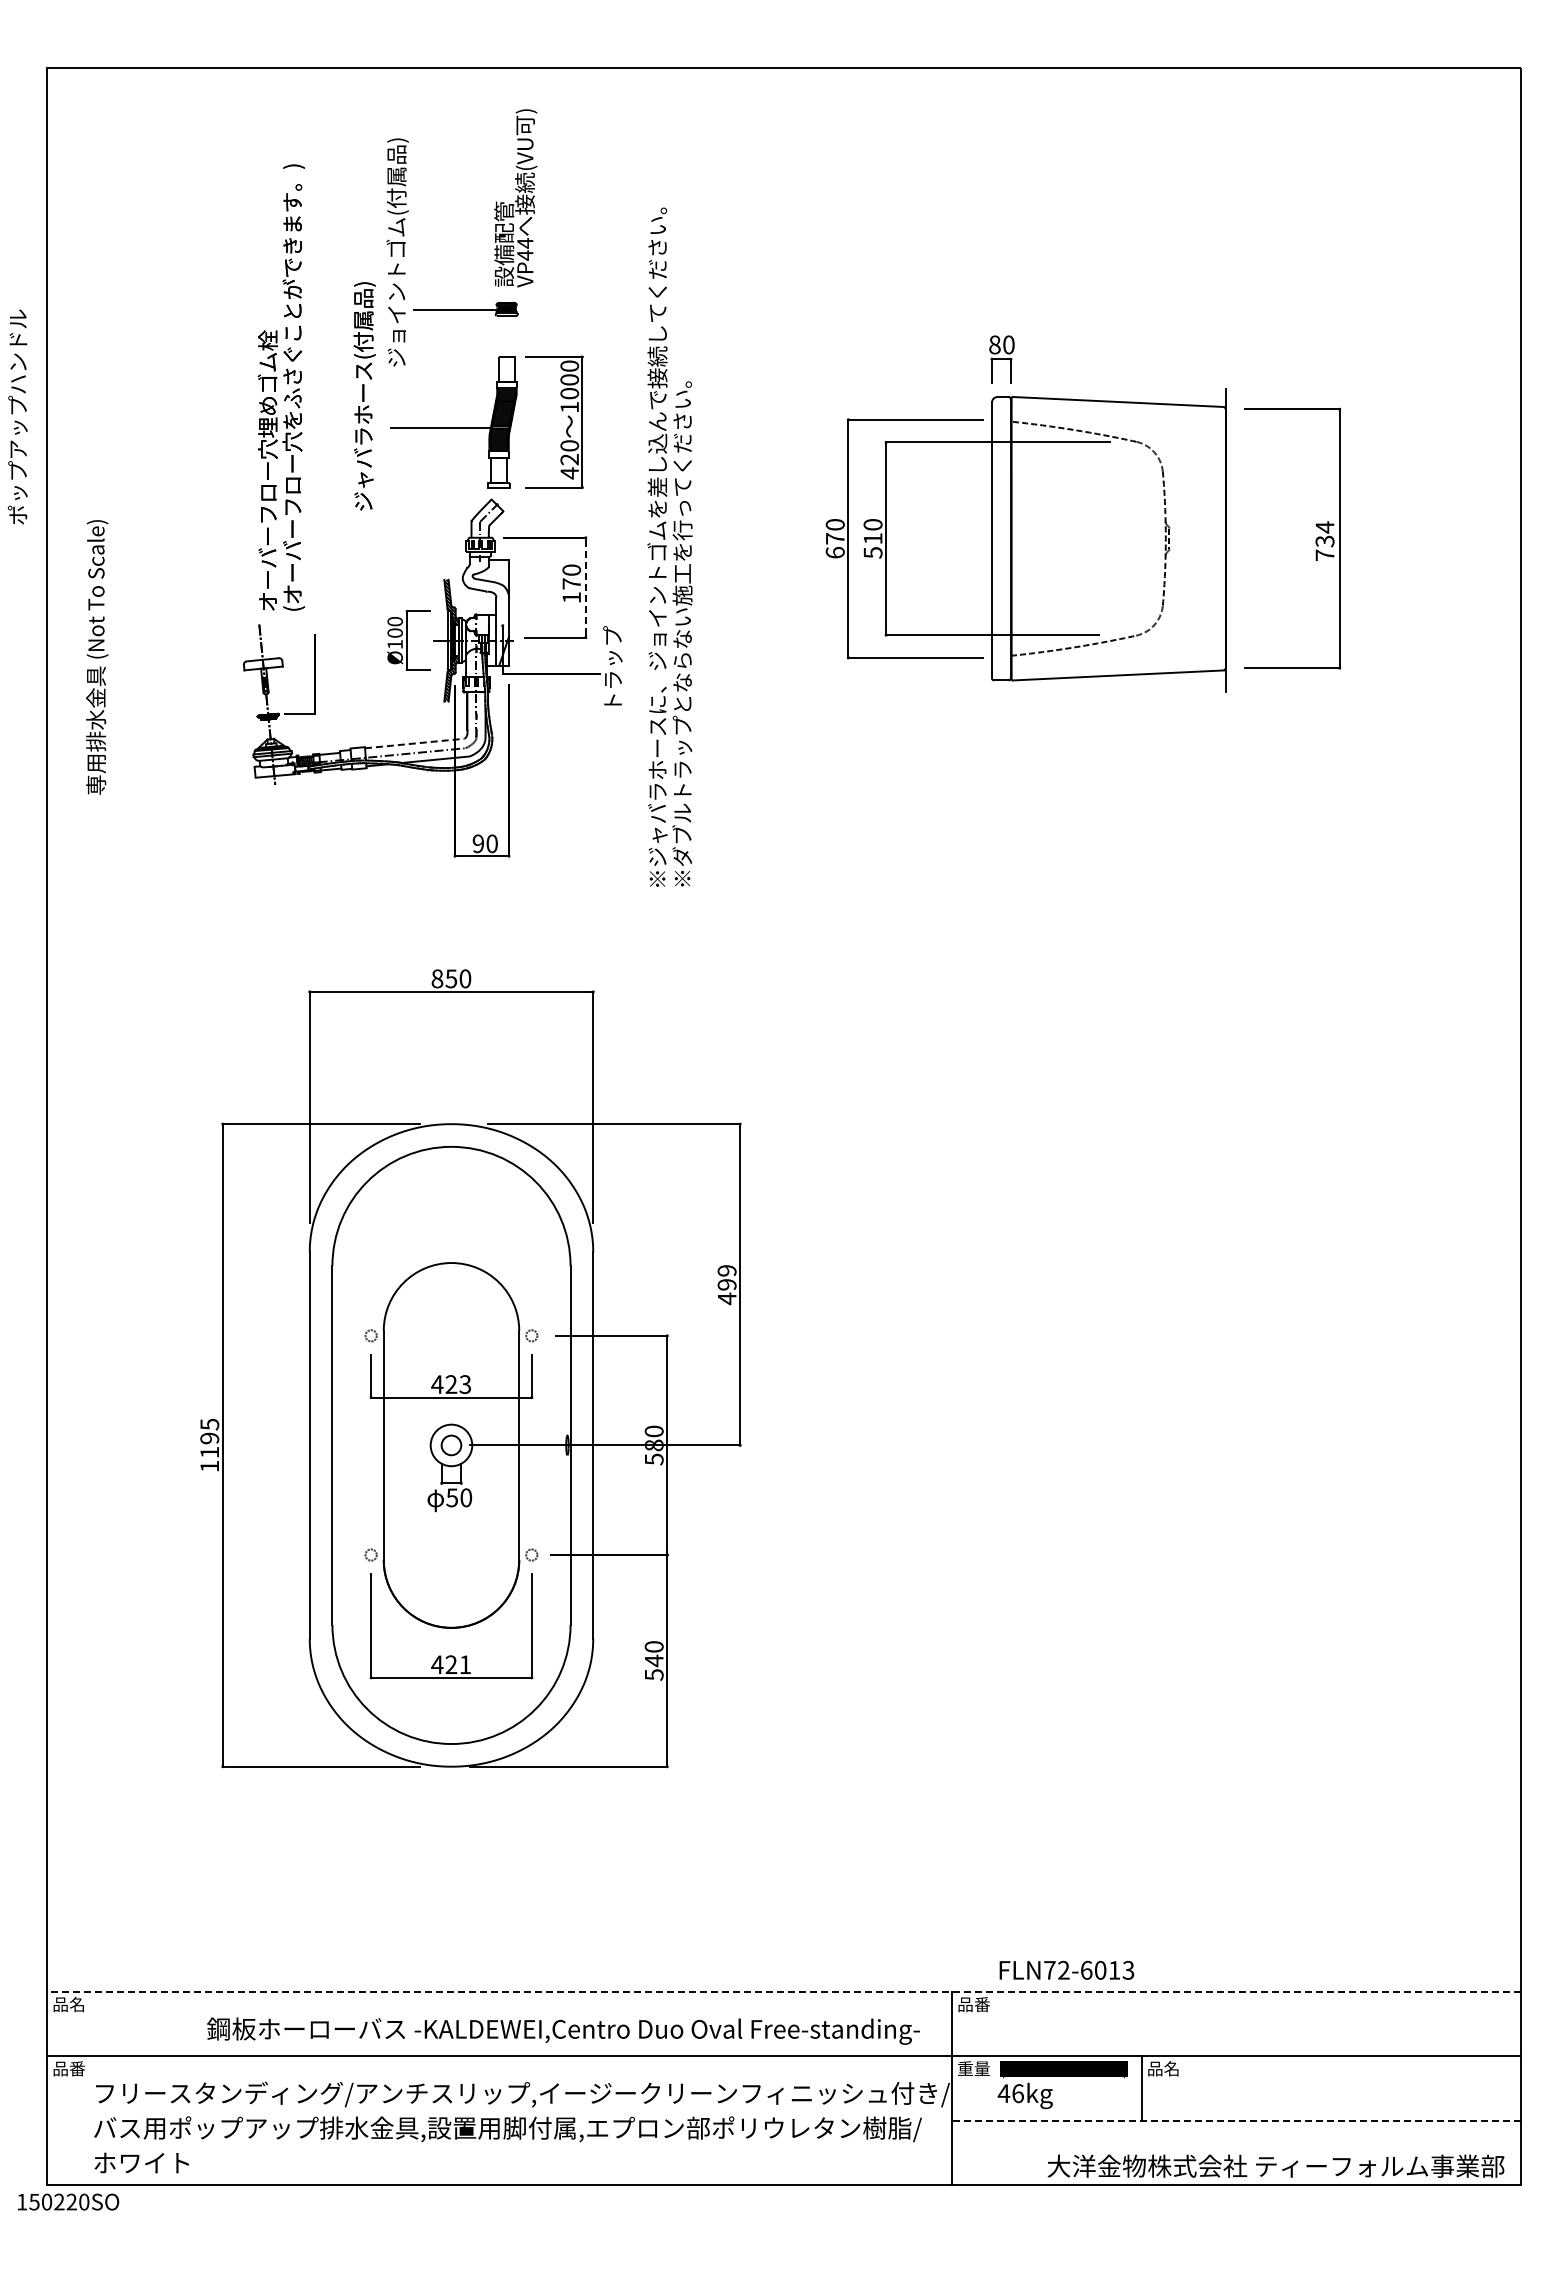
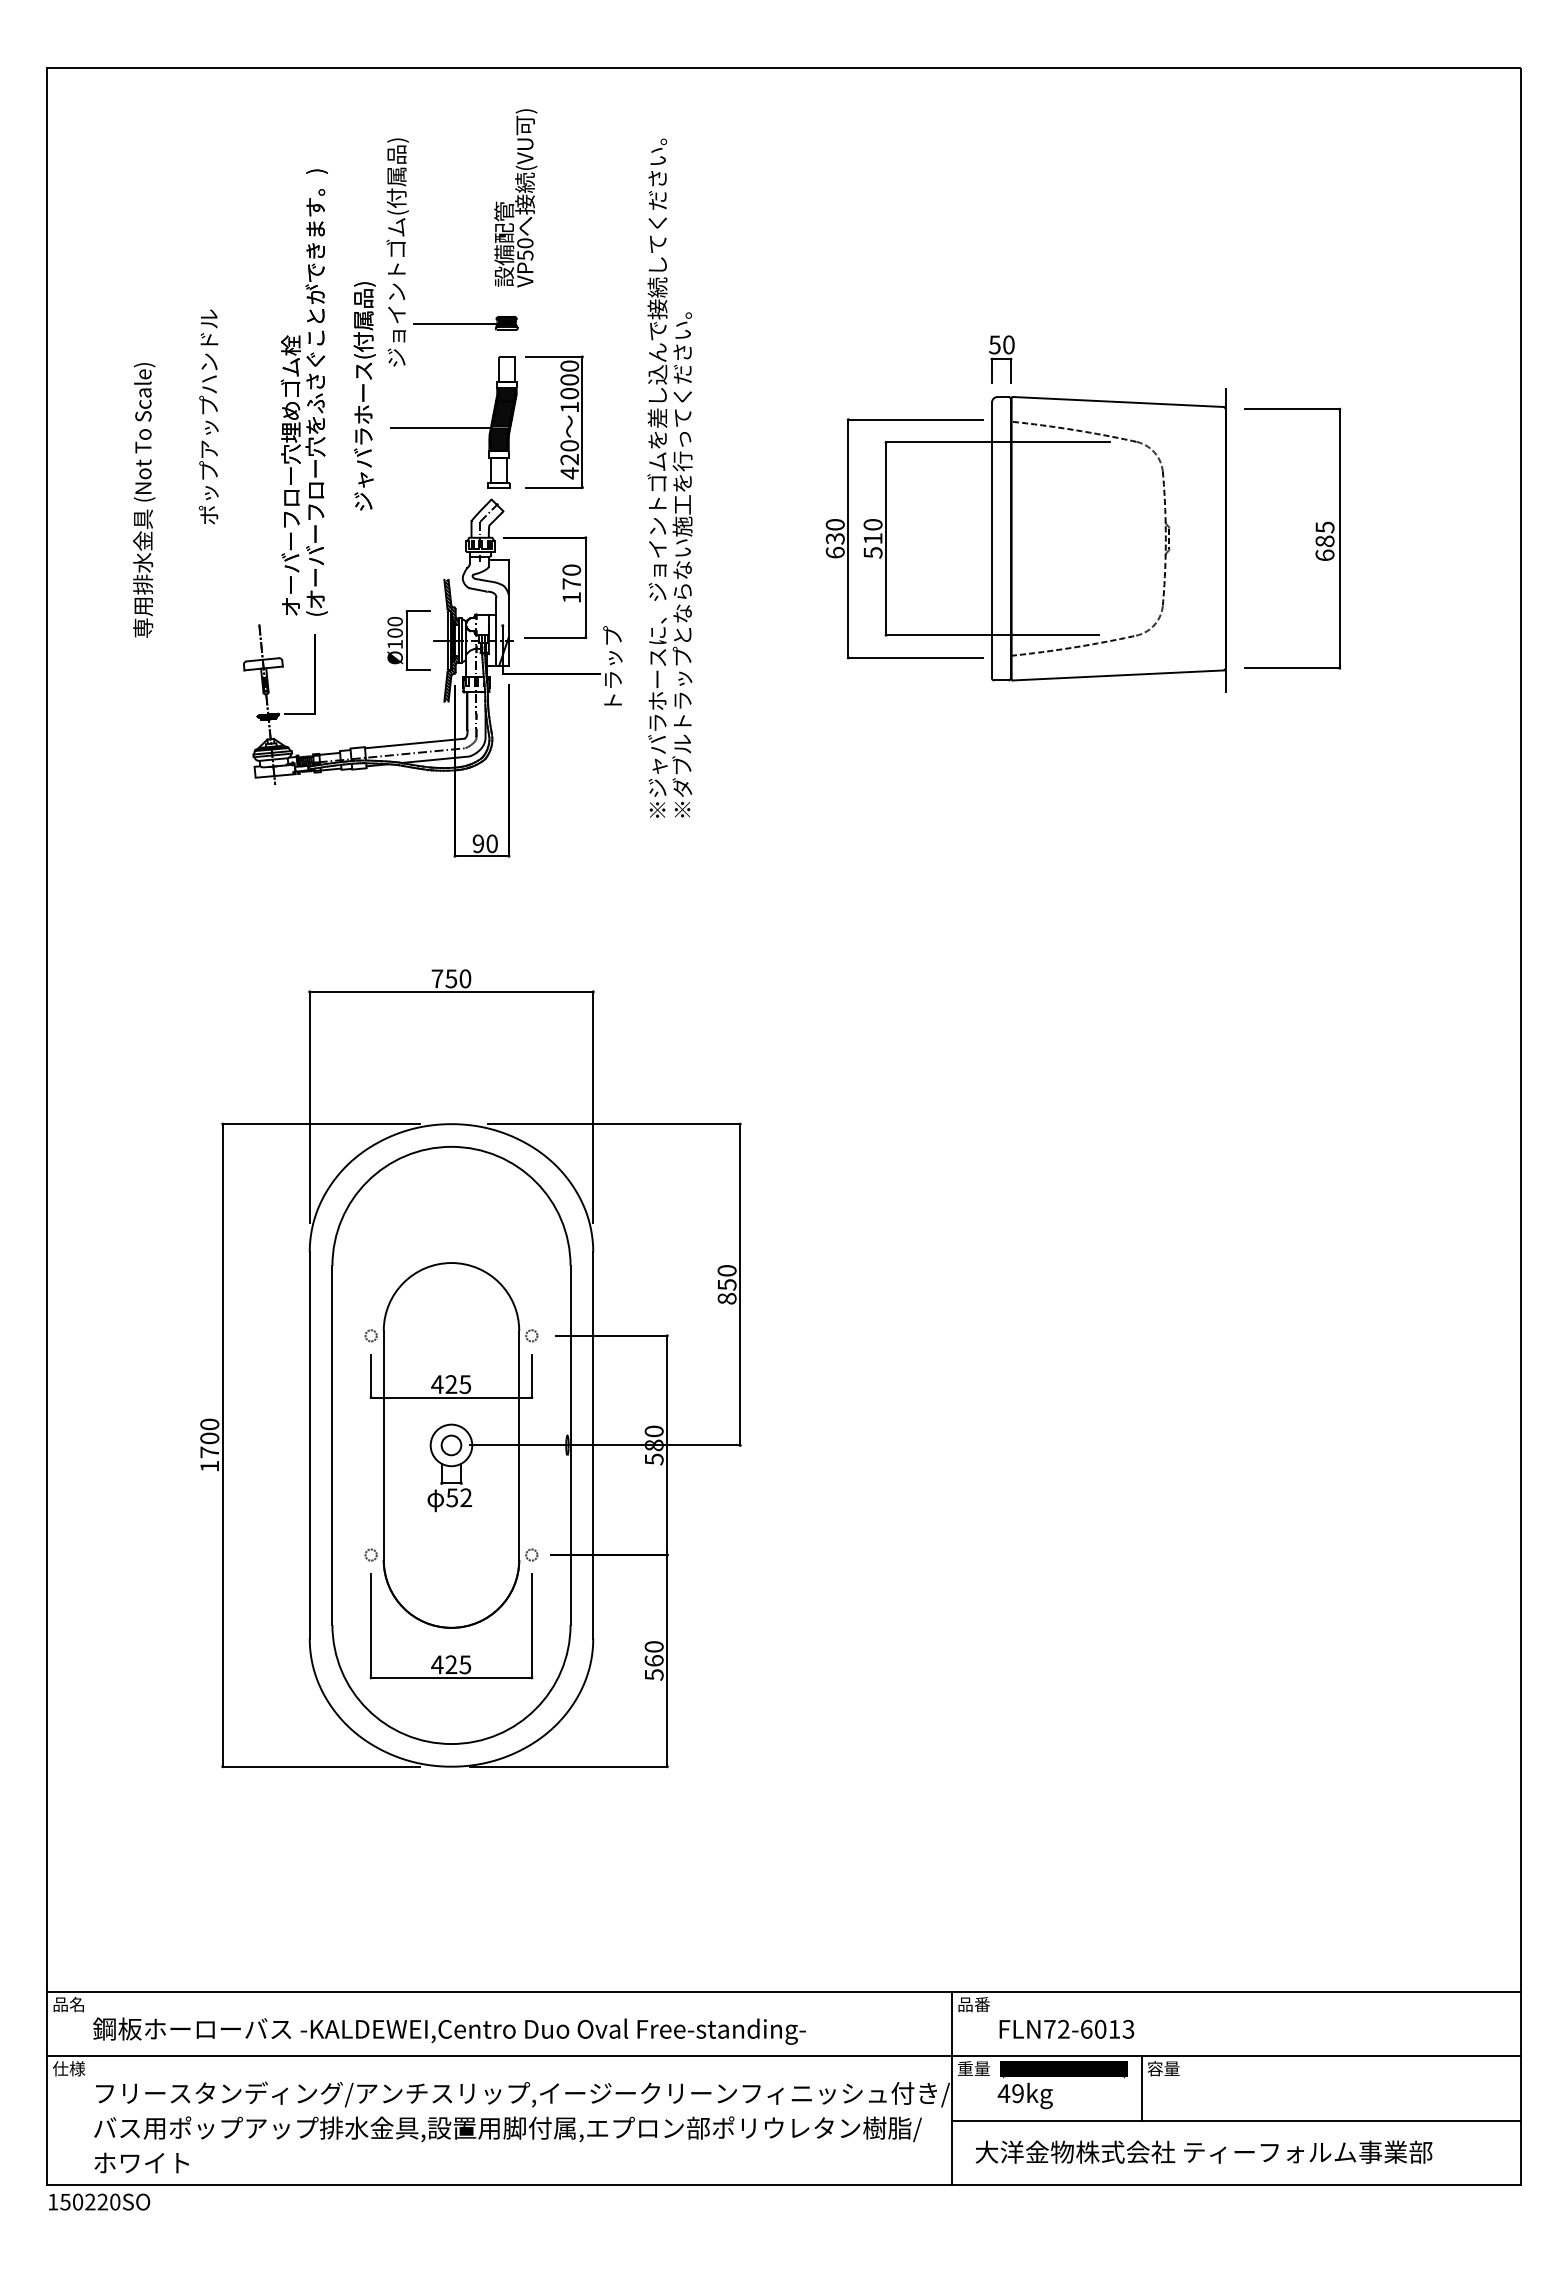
text: VP44 -> VP50 (525, 249)
part position: (465, 308) -> (465, 322) (465, 322)
text: 80 -> 50 (994, 344)
text position: (280, 387) -> (303, 392) (303, 392)
text position: (17, 416) -> (208, 416) (208, 416)
text: 670 -> 630 (834, 538)
text: 734 -> 685 (1324, 541)
text position: (669, 546) -> (669, 477) (669, 477)
line: dashed -> solid (585, 587)
text position: (97, 657) -> (144, 500) (144, 500)
line: dashed -> solid (414, 743)
text: 850 -> 750 (437, 978)
text: 499 -> 850 (726, 1285)
text: 423 -> 425 (465, 1384)
text: 1195 -> 1700 (209, 1438)
text: 50 -> 52 (466, 1497)
text: 540 -> 560 (653, 1660)
text: 421 -> 425 (465, 1664)
text position: (1066, 1969) -> (1066, 2028) (1066, 2028)
line: dashed -> solid (783, 1992)
text position: (563, 2030) -> (449, 2030) (449, 2030)
text: 品番 -> 仕様 (69, 2068)
text: 品名 -> 容量 (1163, 2068)
text: 46kg -> 49kg (1017, 2093)
line: dashed -> solid (1236, 2120)
text position: (1275, 2165) -> (1203, 2151) (1203, 2151)
text position: (68, 2201) -> (99, 2201) (99, 2201)
